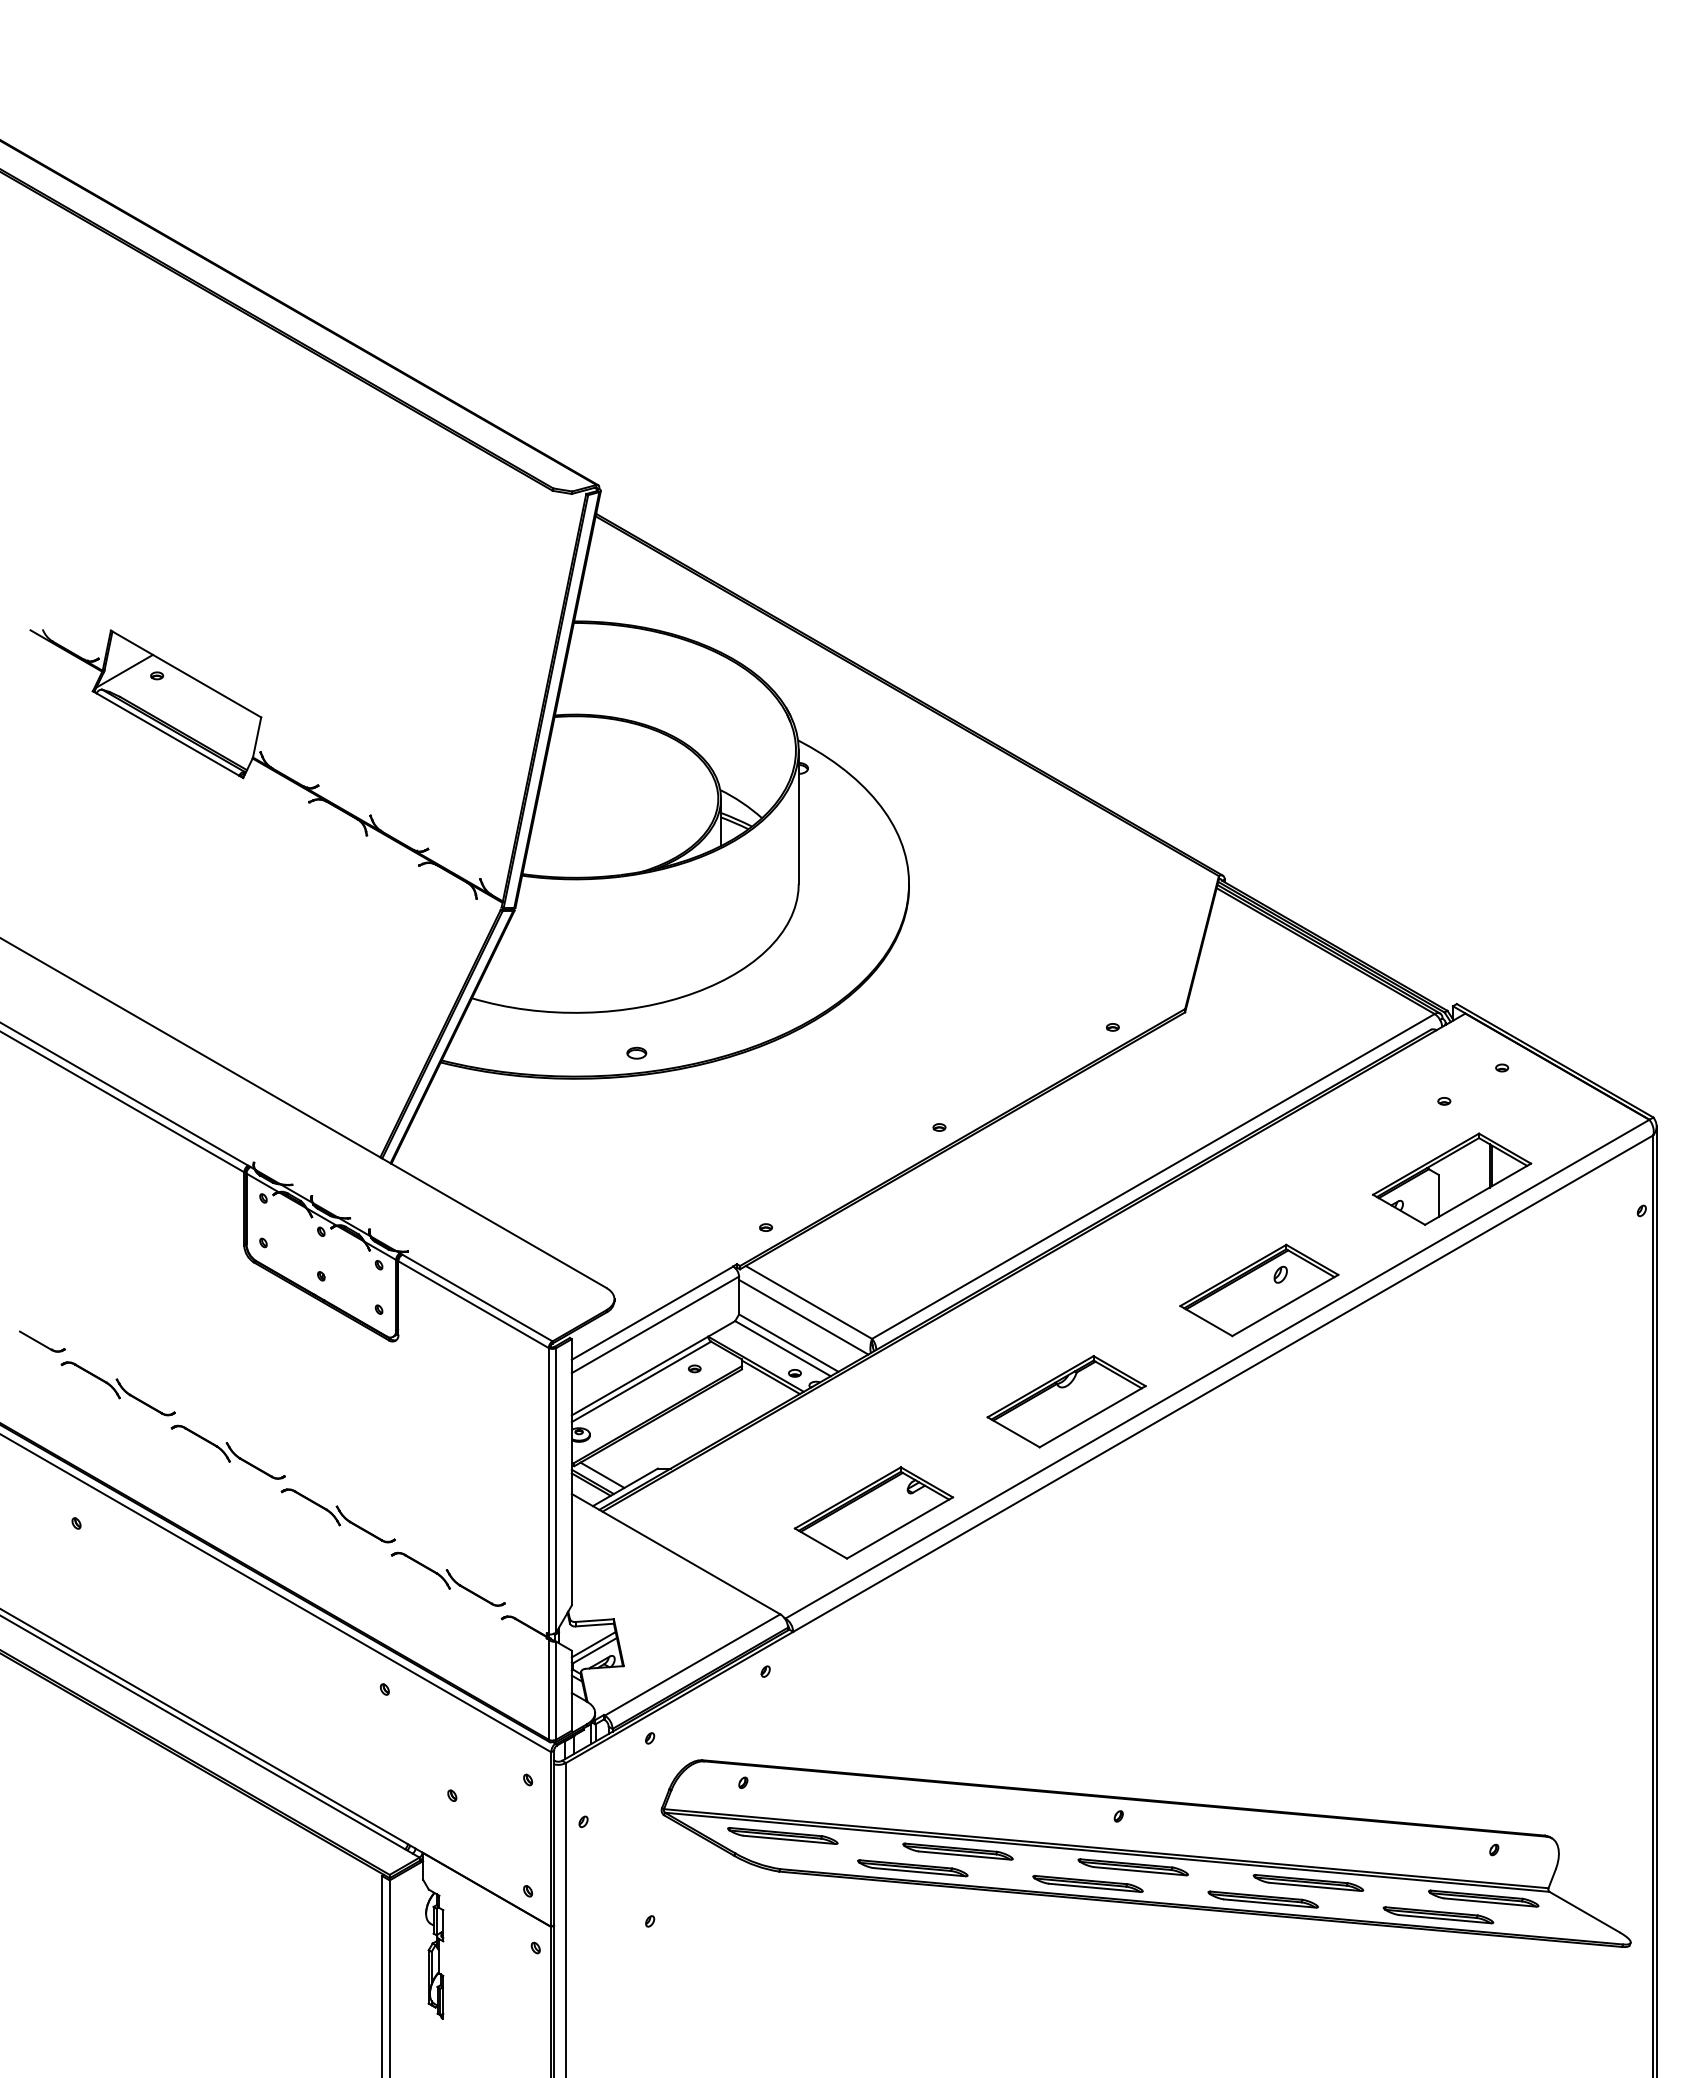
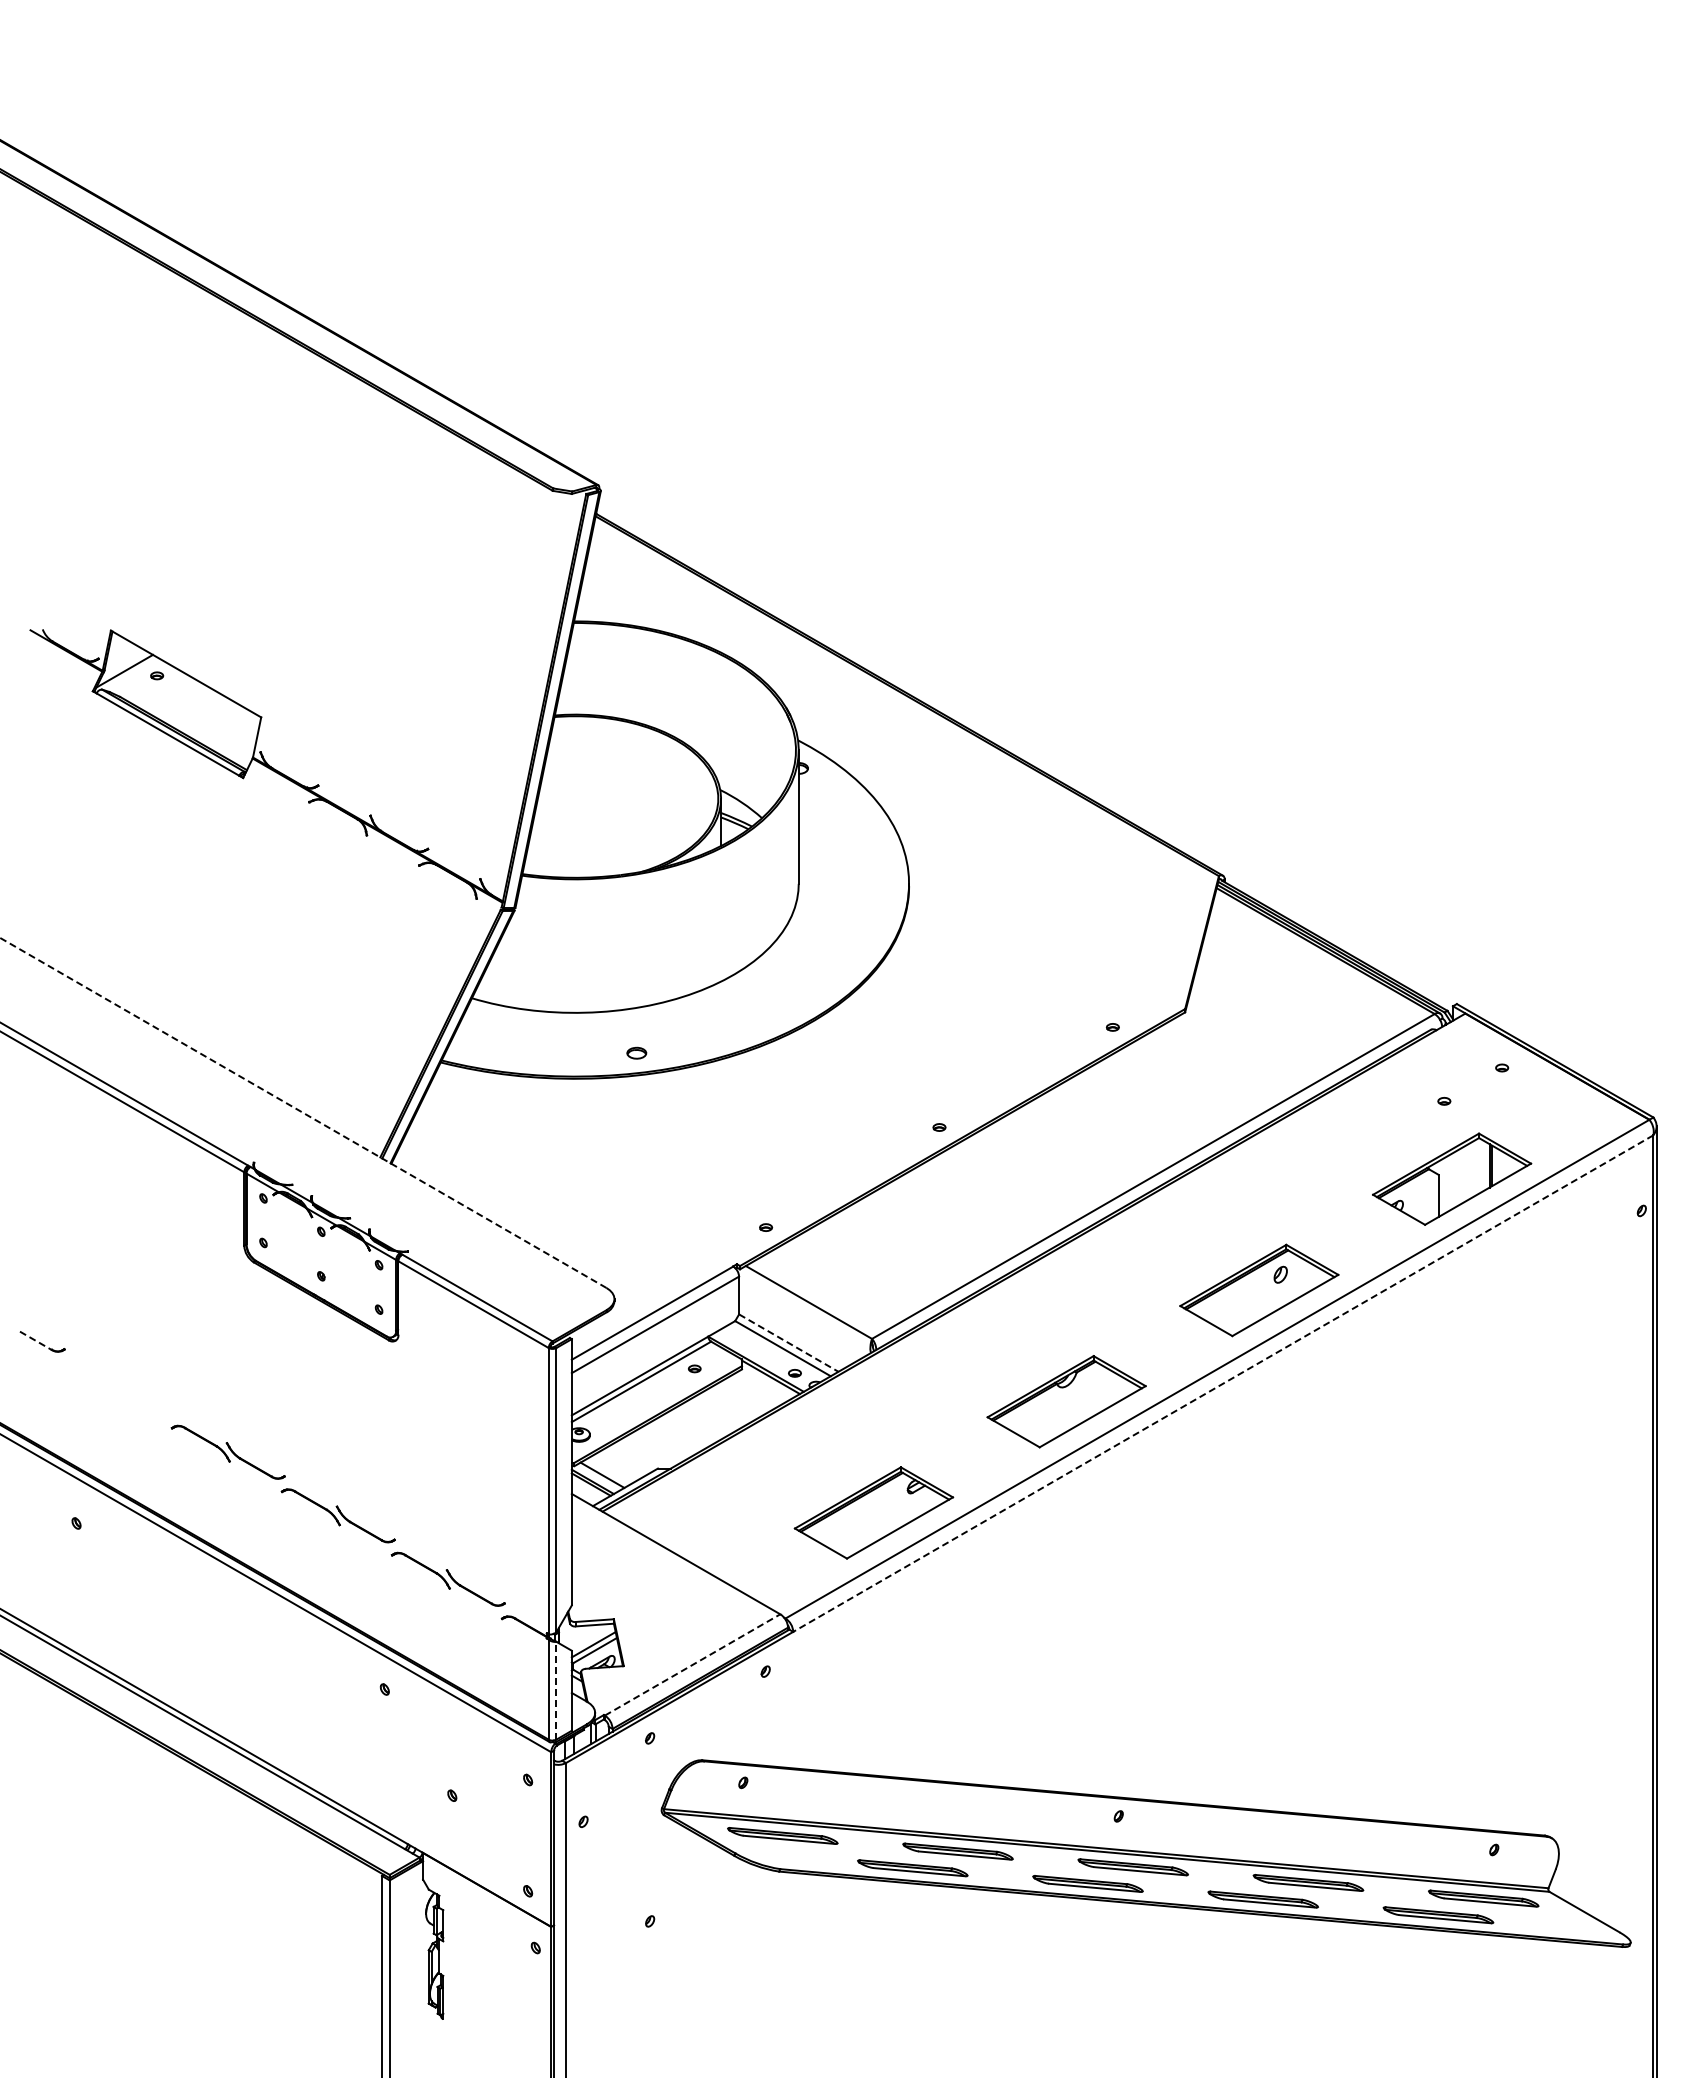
line: solid -> dashed (303, 1113)
line: present -> none (803, 1316)
line: solid -> dashed (36, 1340)
line: solid -> dashed (789, 1343)
line: solid -> dashed (1223, 1383)
part: present -> none (117, 1388)
line: solid -> dashed (693, 1664)
line: solid -> dashed (556, 1690)
